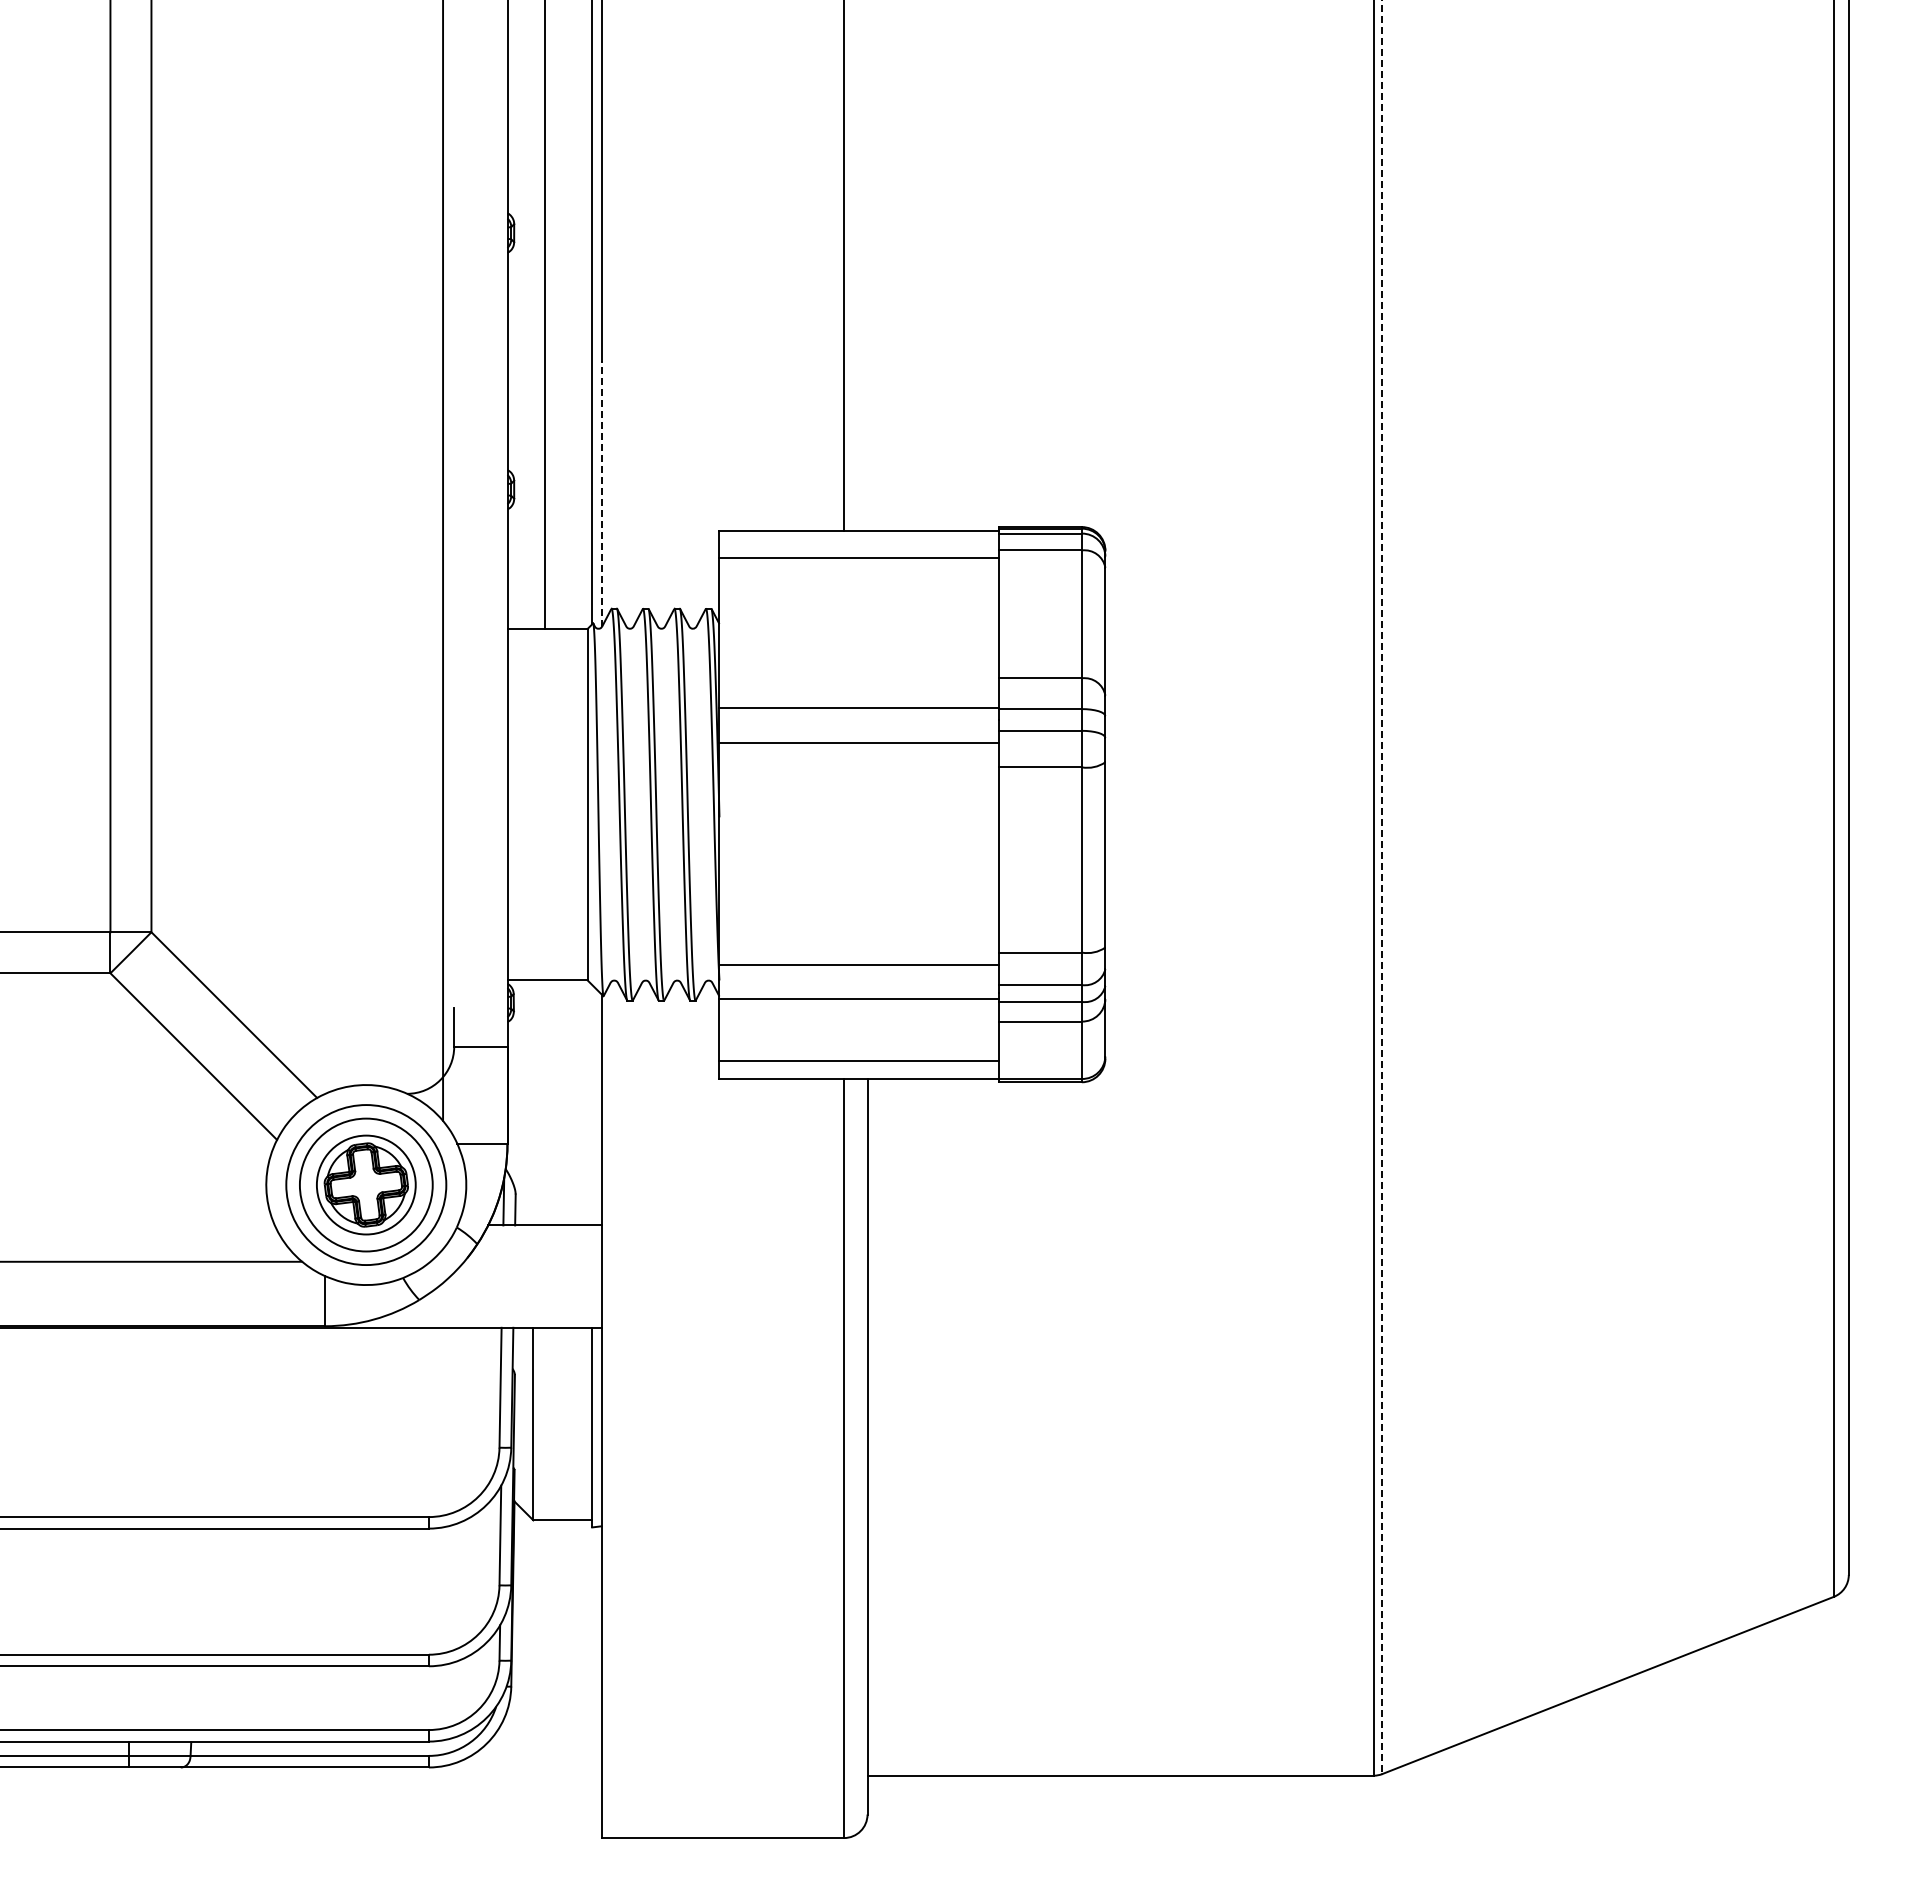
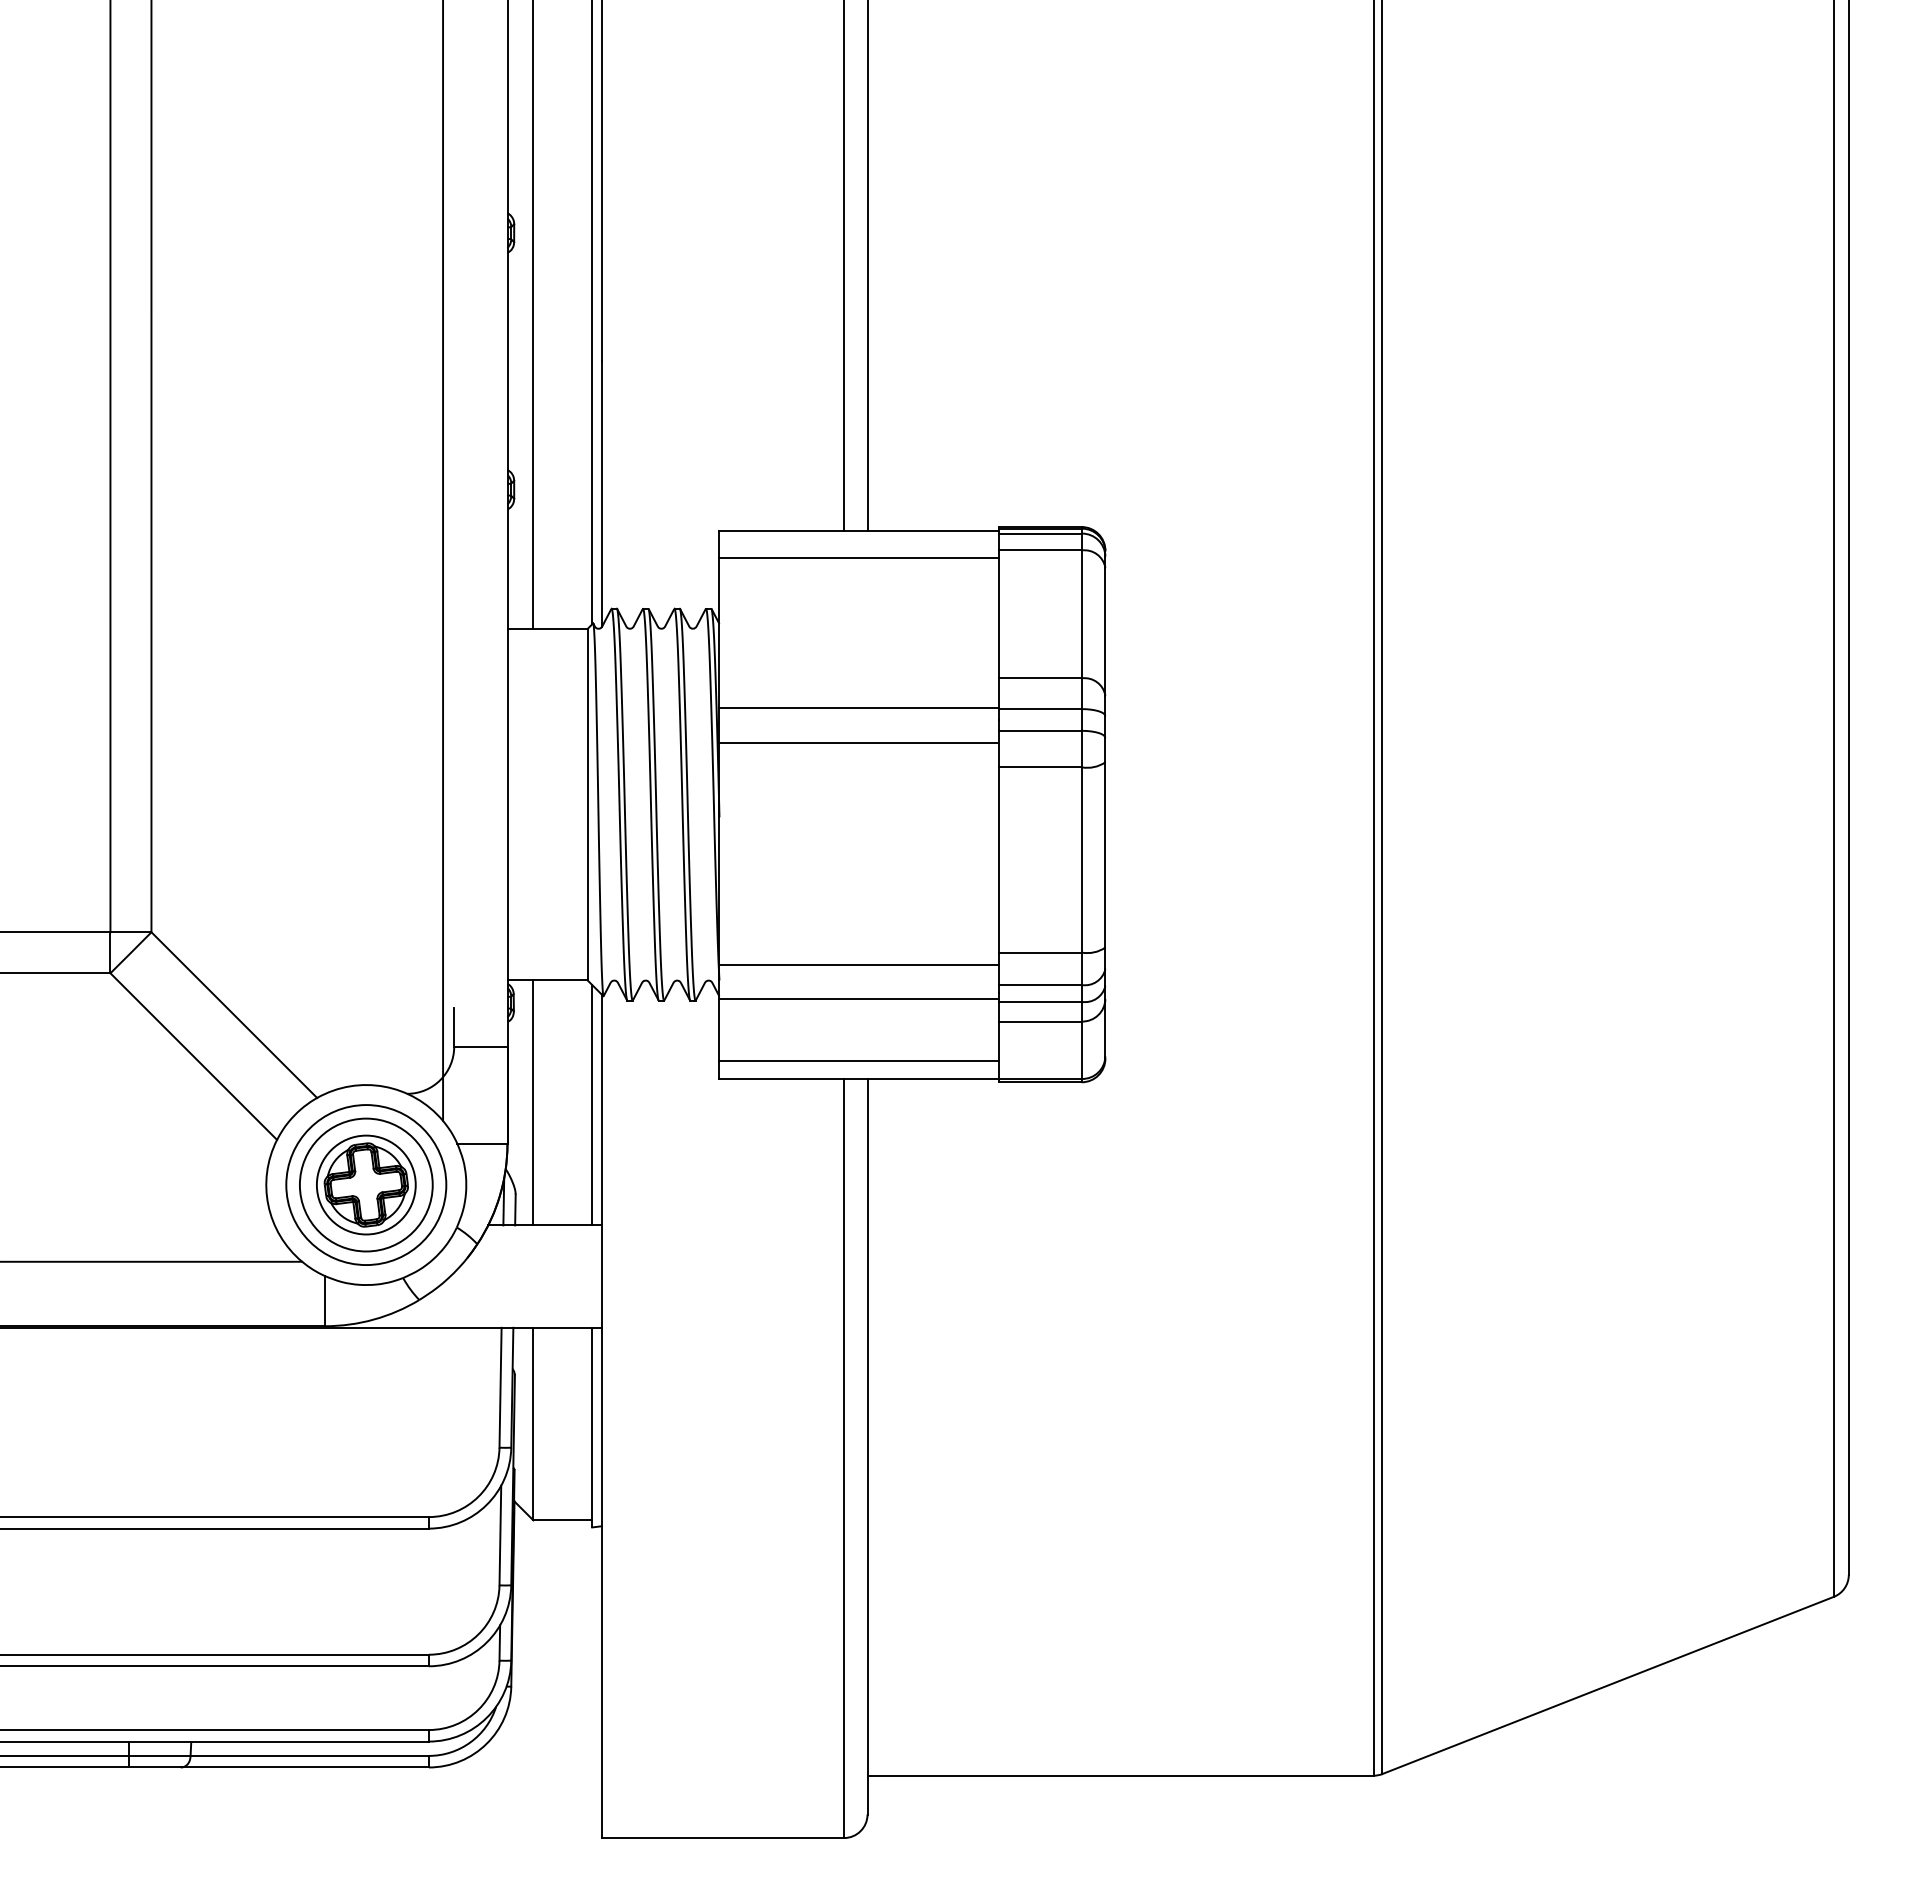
line: none -> present (867, 266)
line position: (545, 315) -> (533, 315) (533, 315)
line: dashed -> solid (601, 494)
line: dashed -> solid (1382, 887)
line: none -> present (533, 1102)
line: none -> present (592, 1104)
